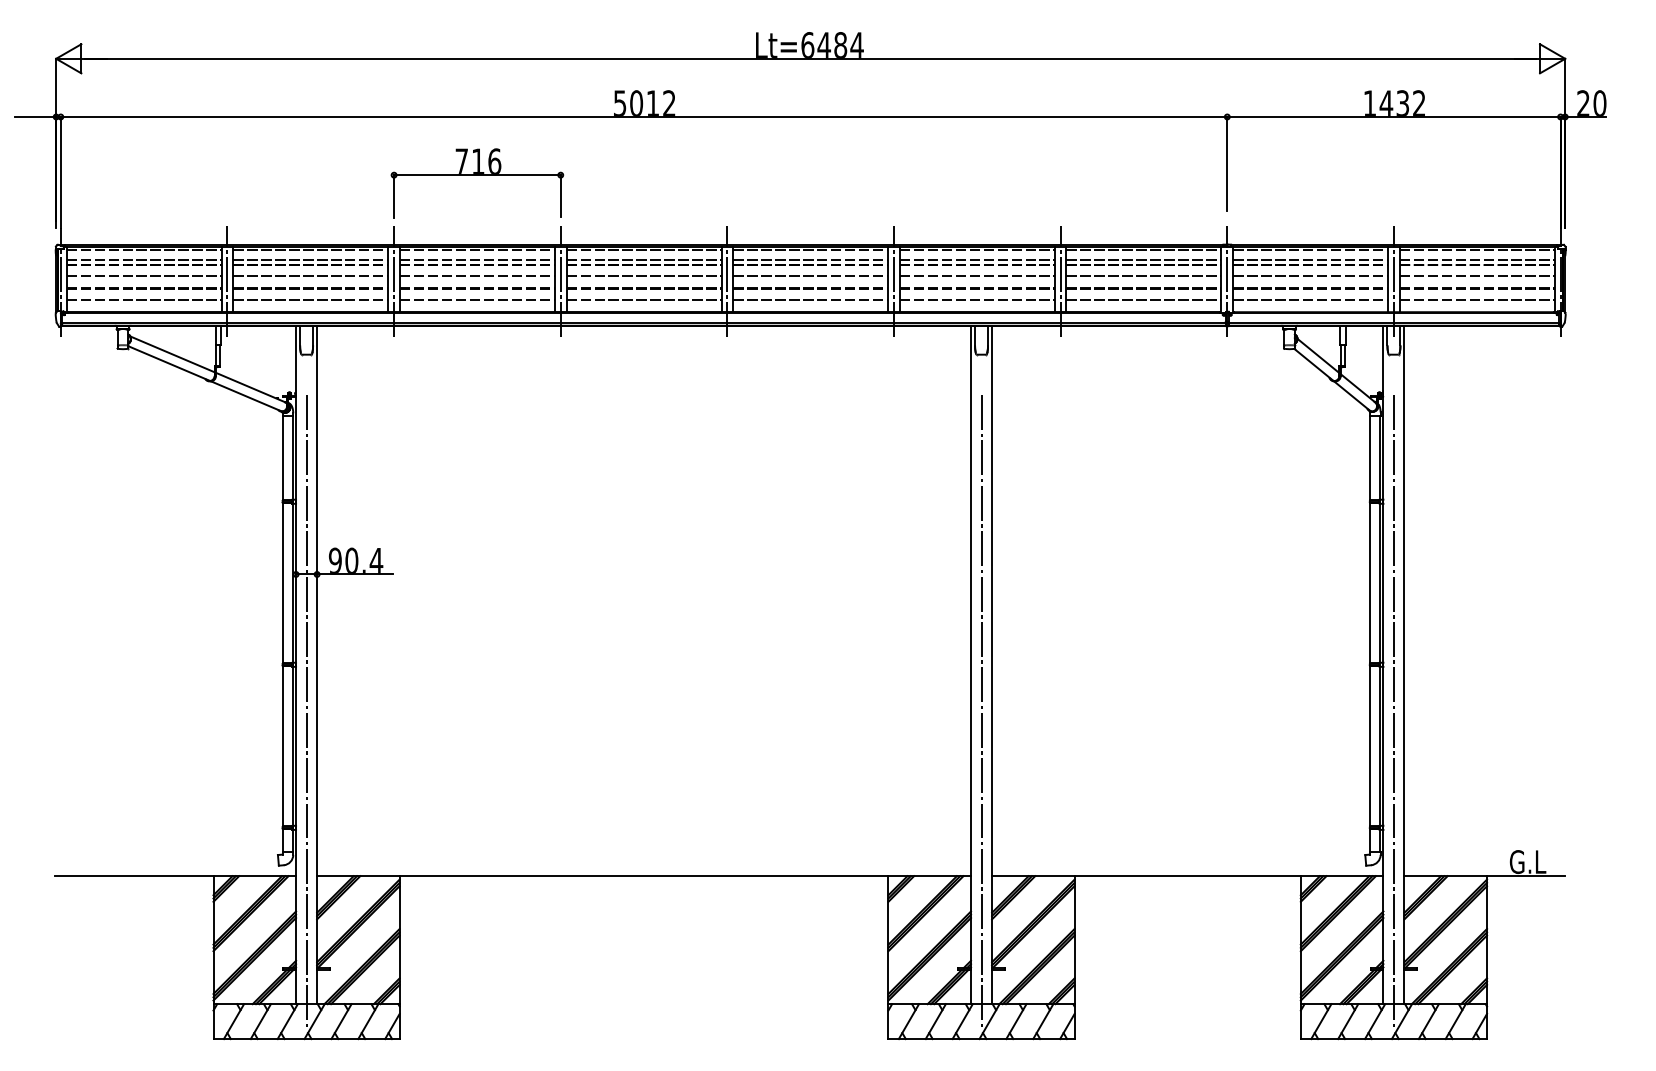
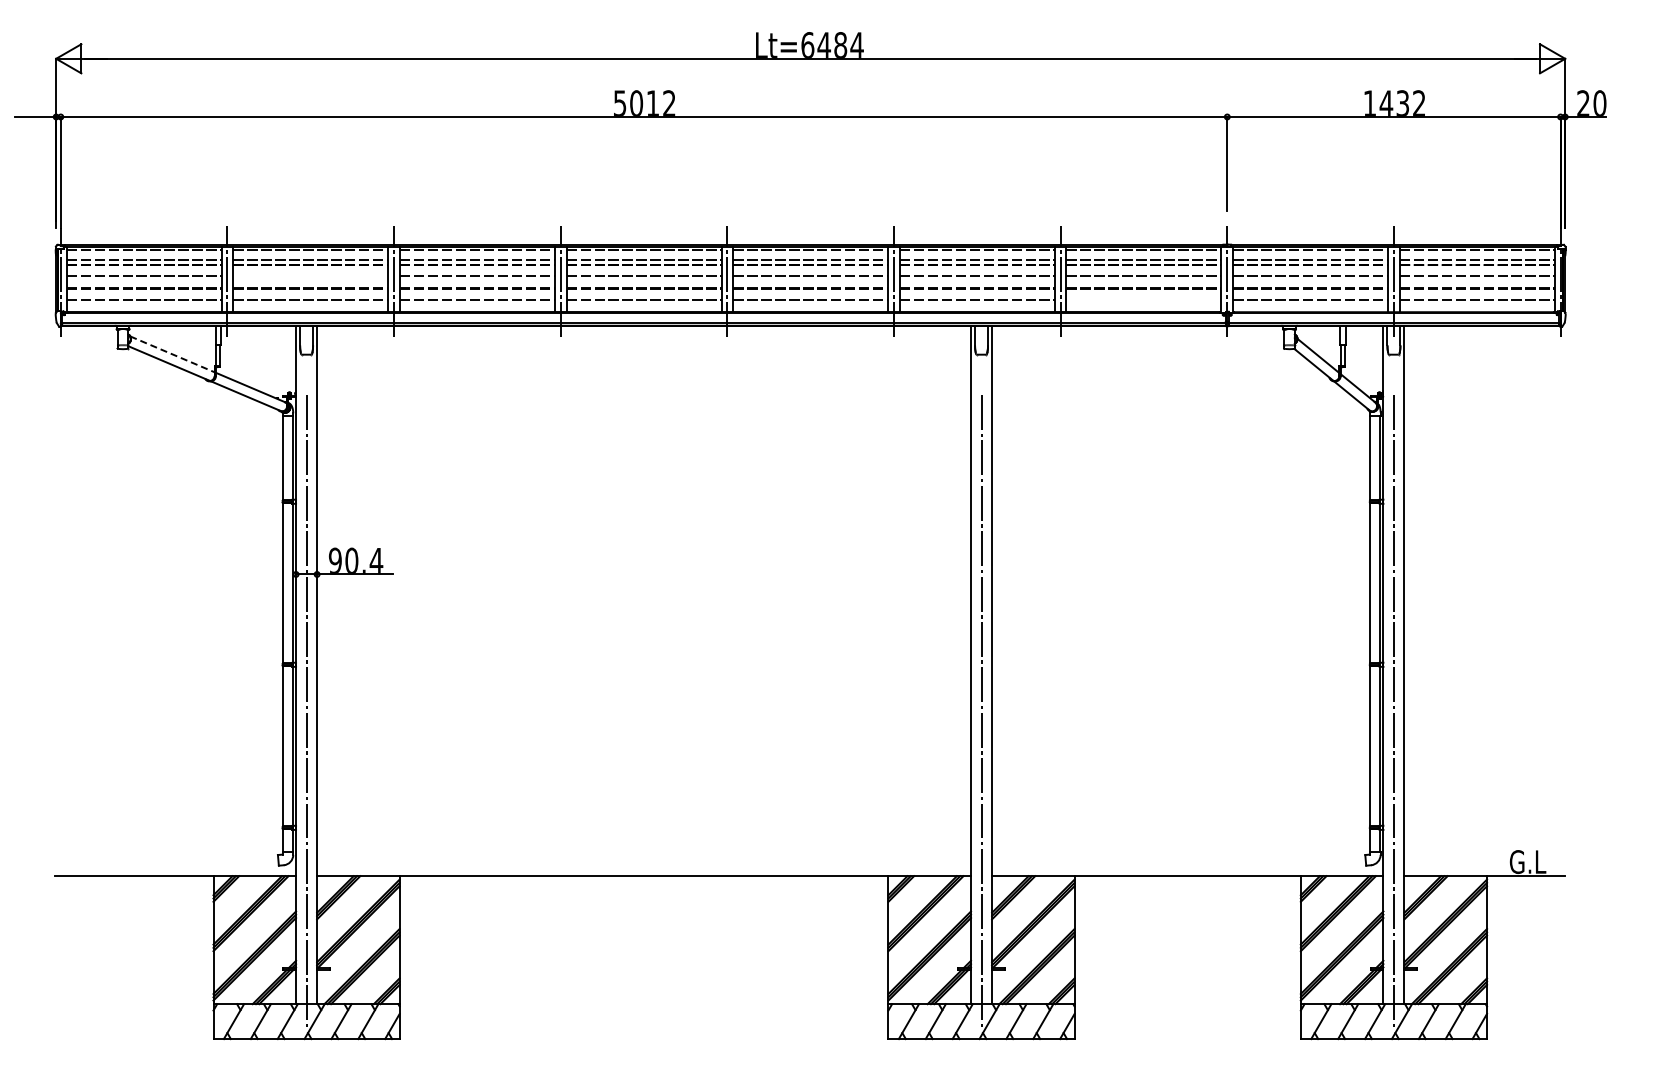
part: present -> none (477, 175)
line: present -> none (310, 275)
line: present -> none (1143, 299)
line: solid -> dashed (172, 354)
